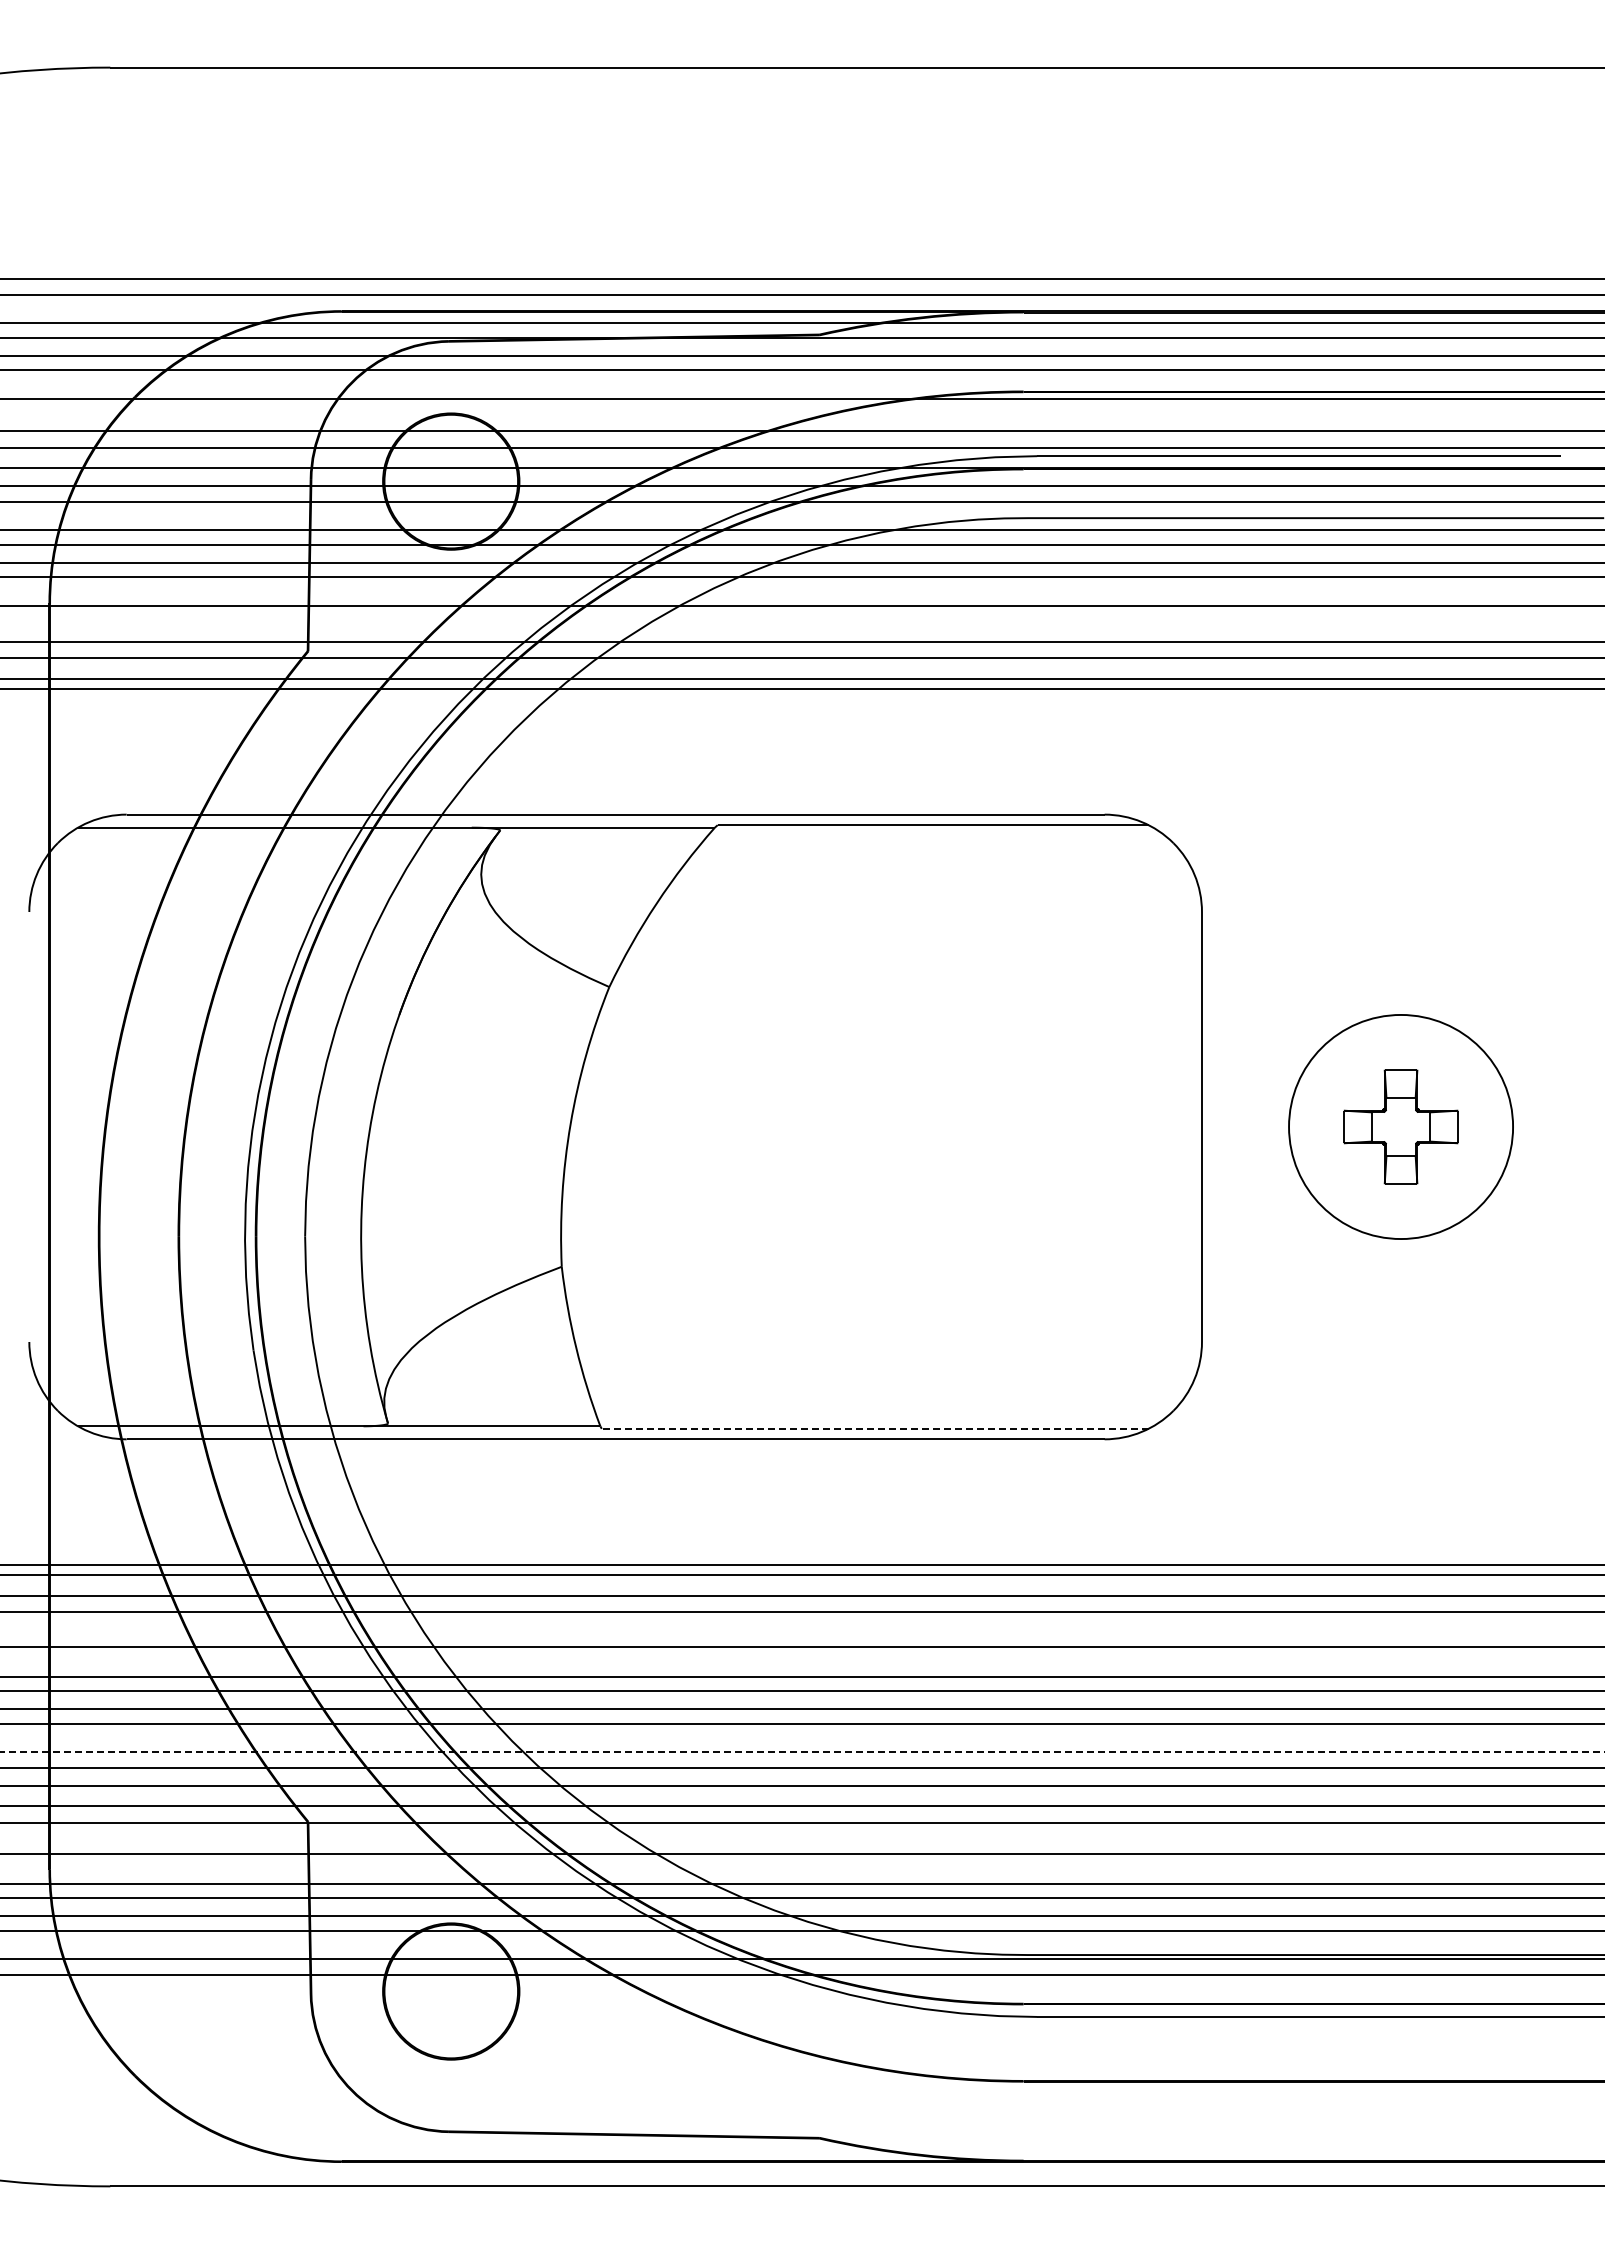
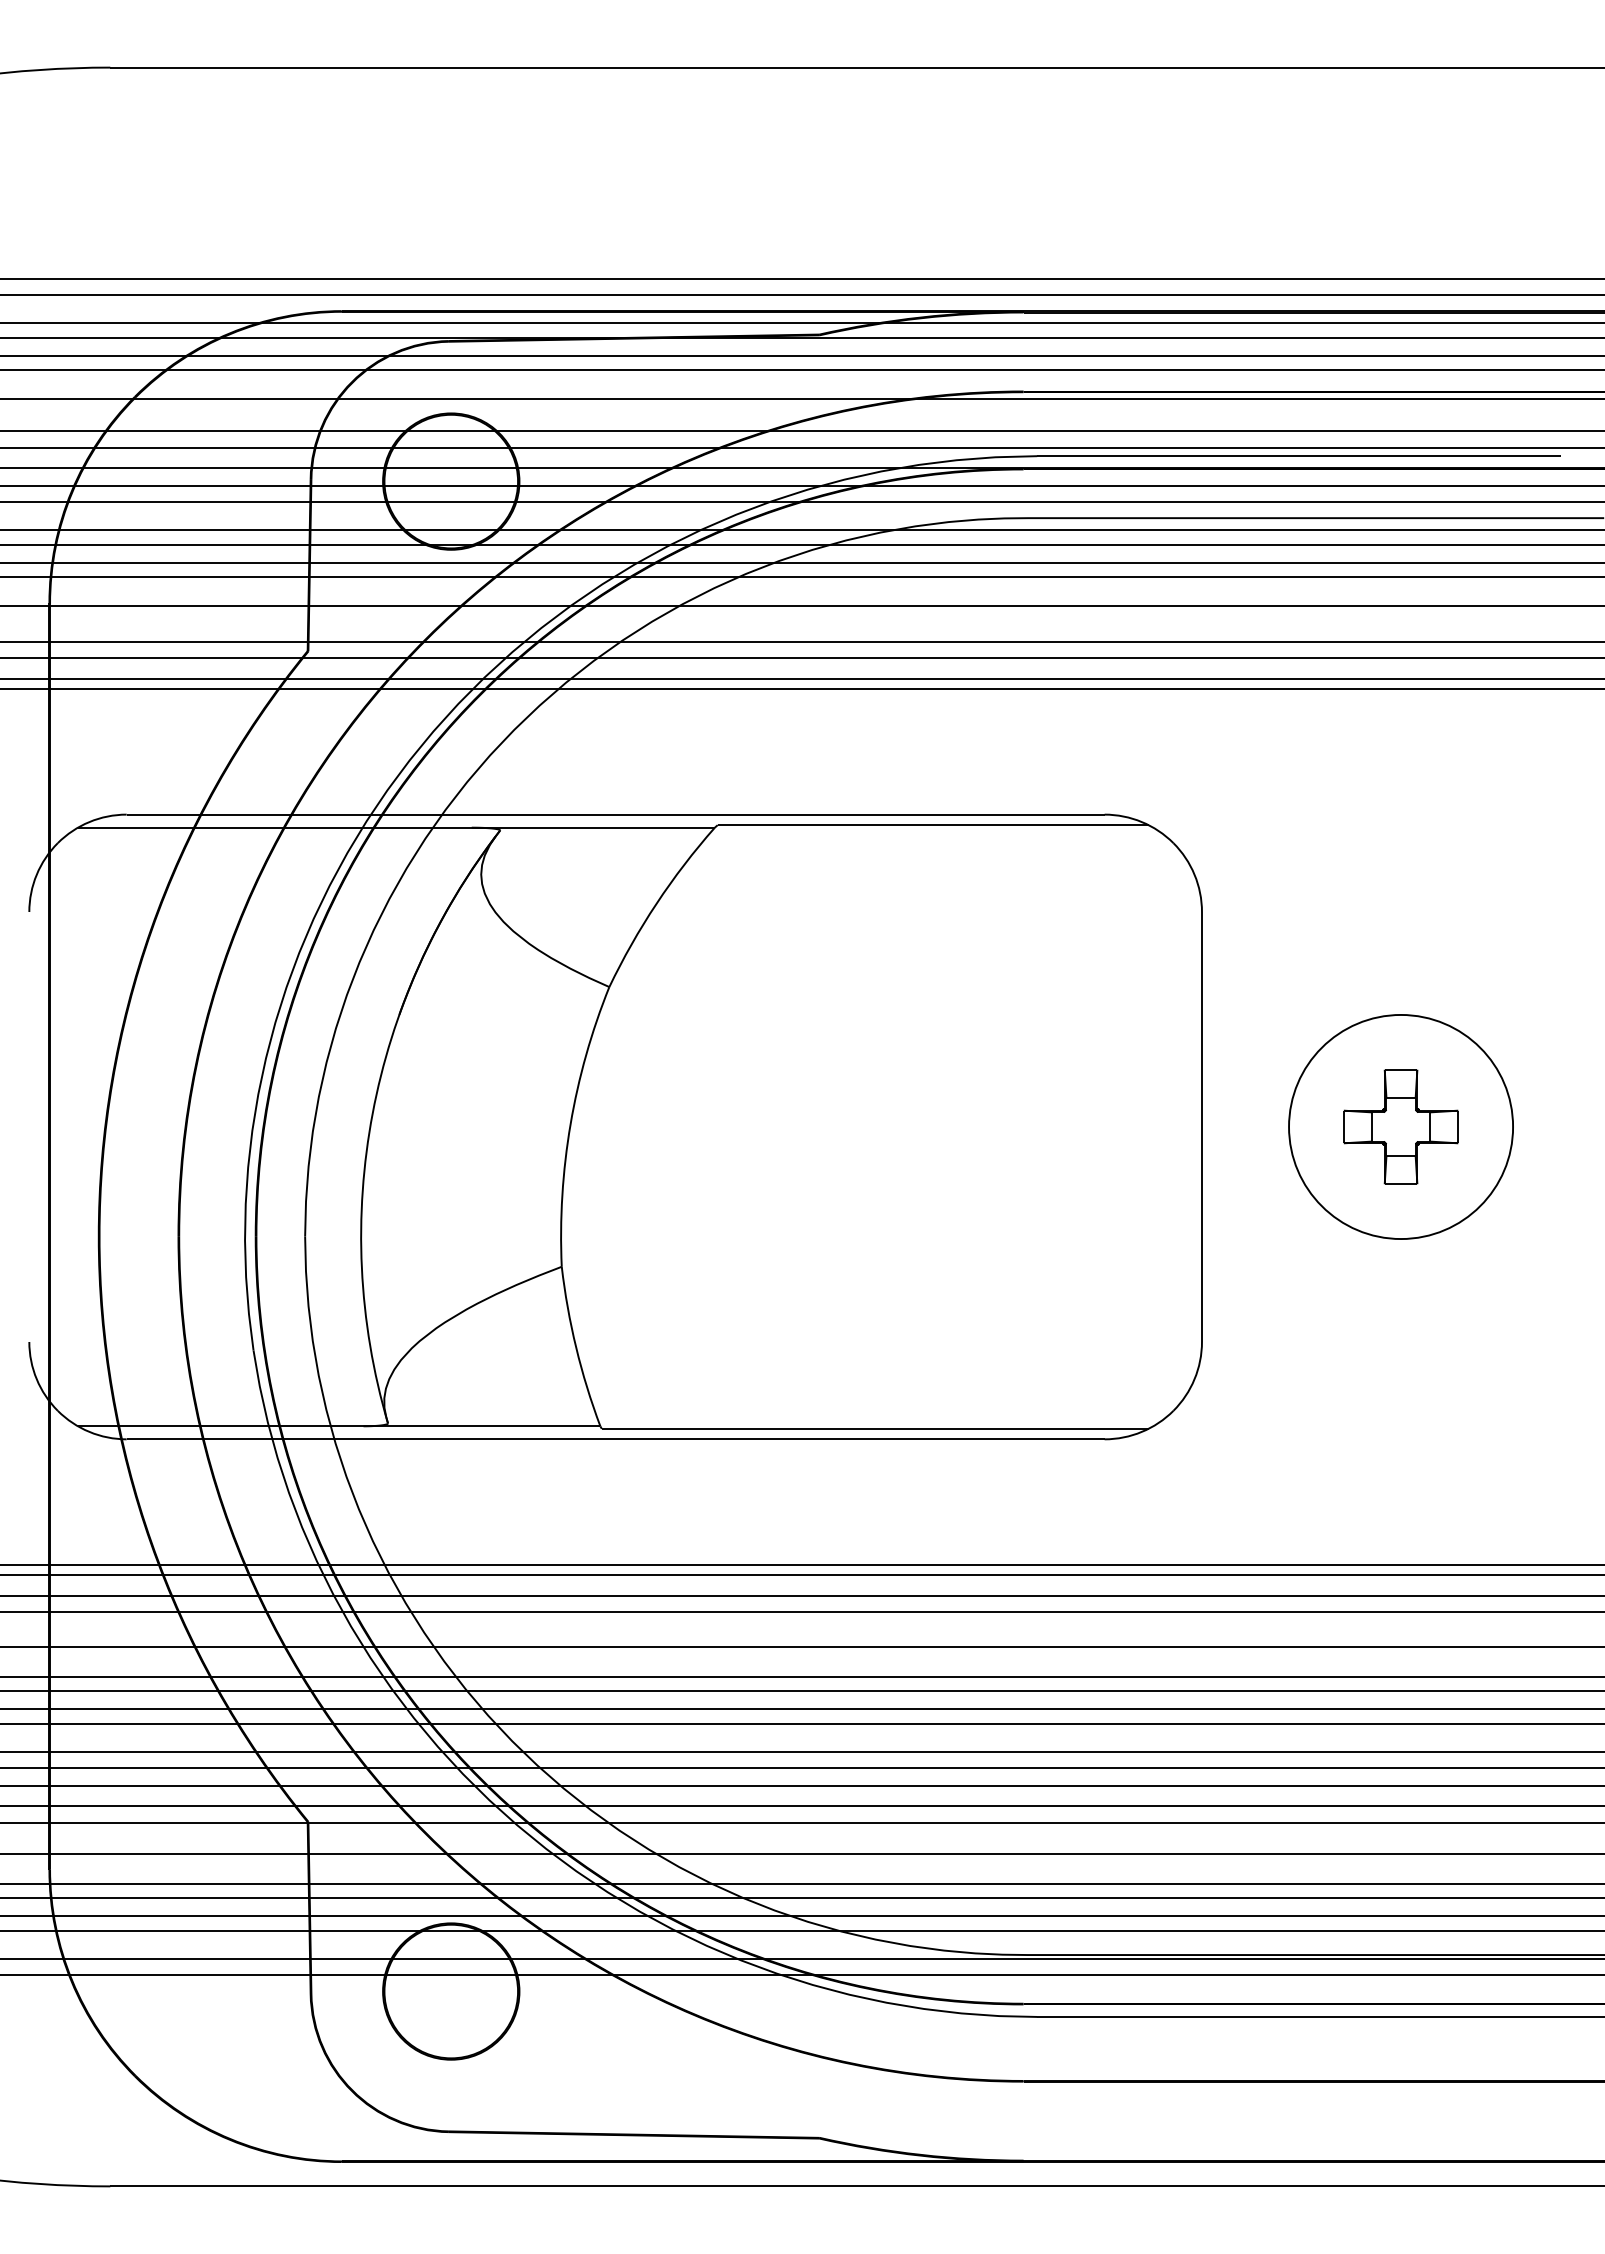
line: dashed -> solid (874, 1428)
line: dashed -> solid (802, 1752)
